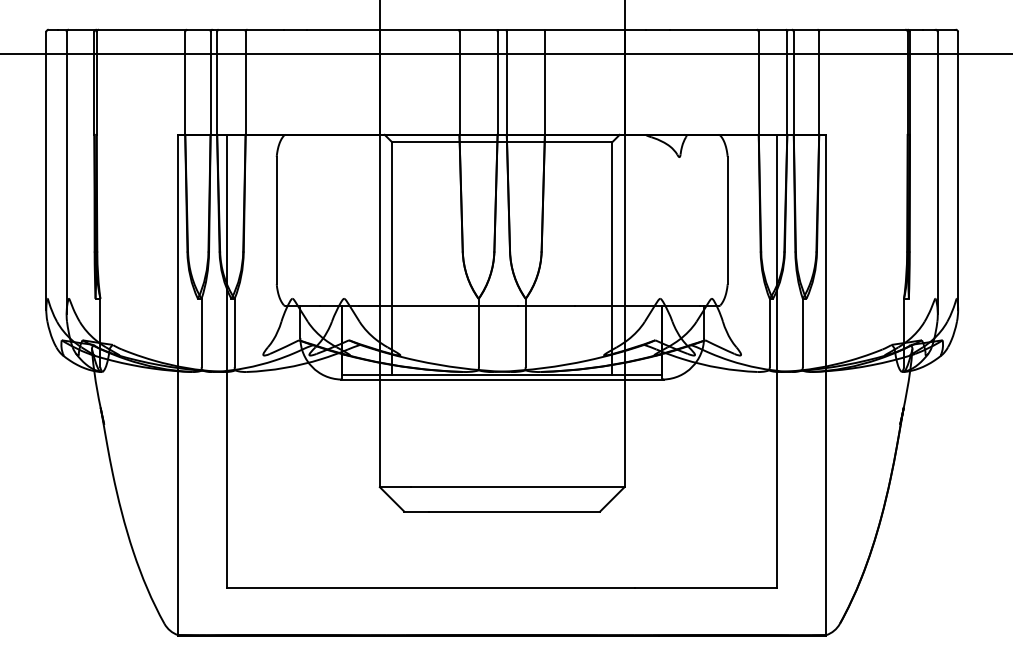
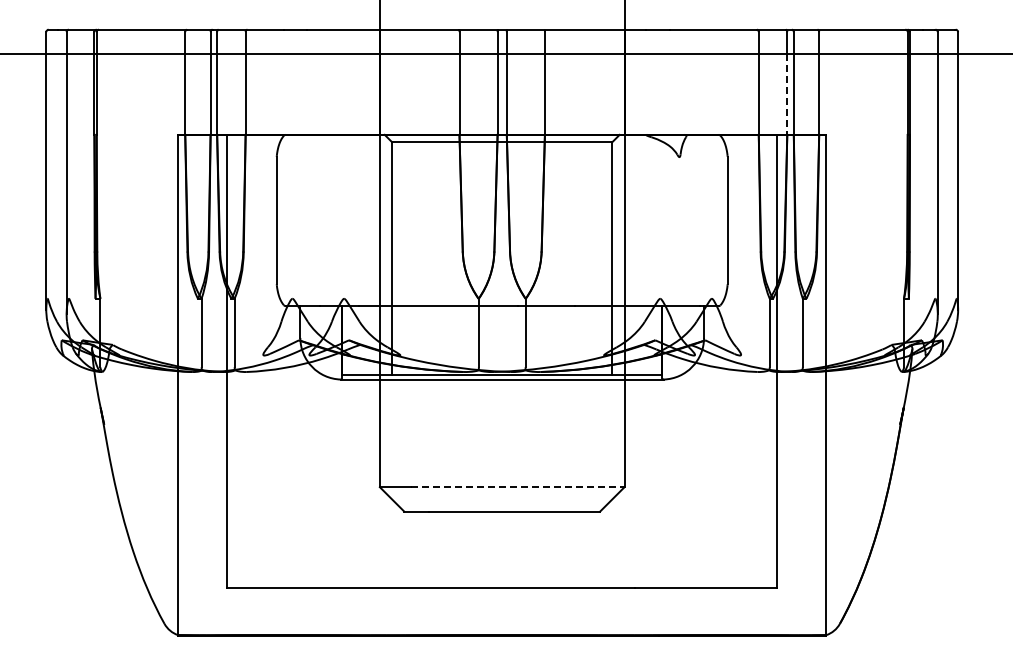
line: solid -> dashed (787, 95)
line: solid -> dashed (517, 487)
